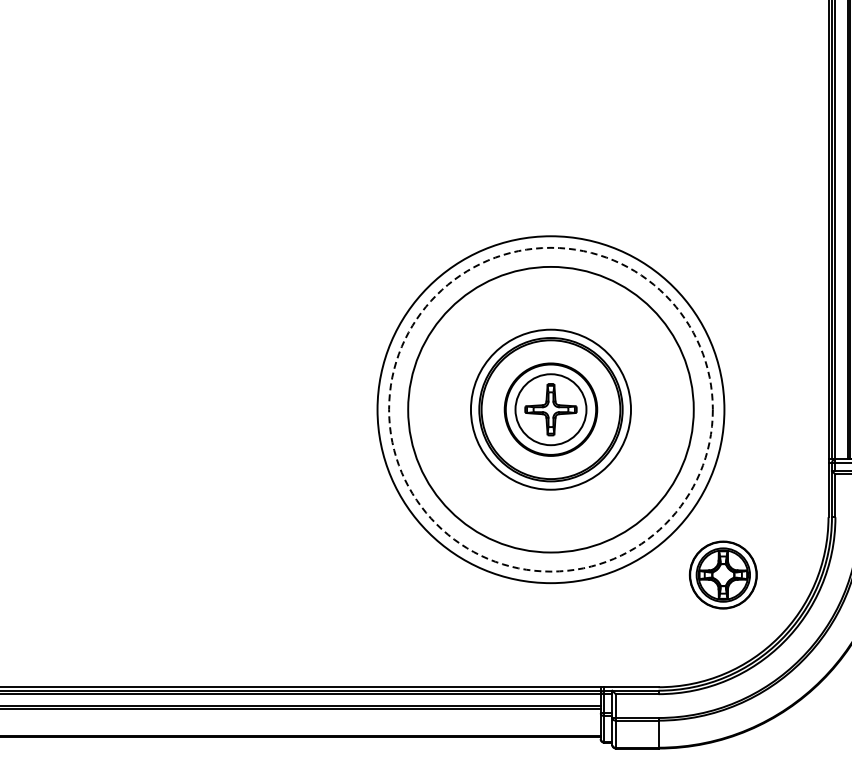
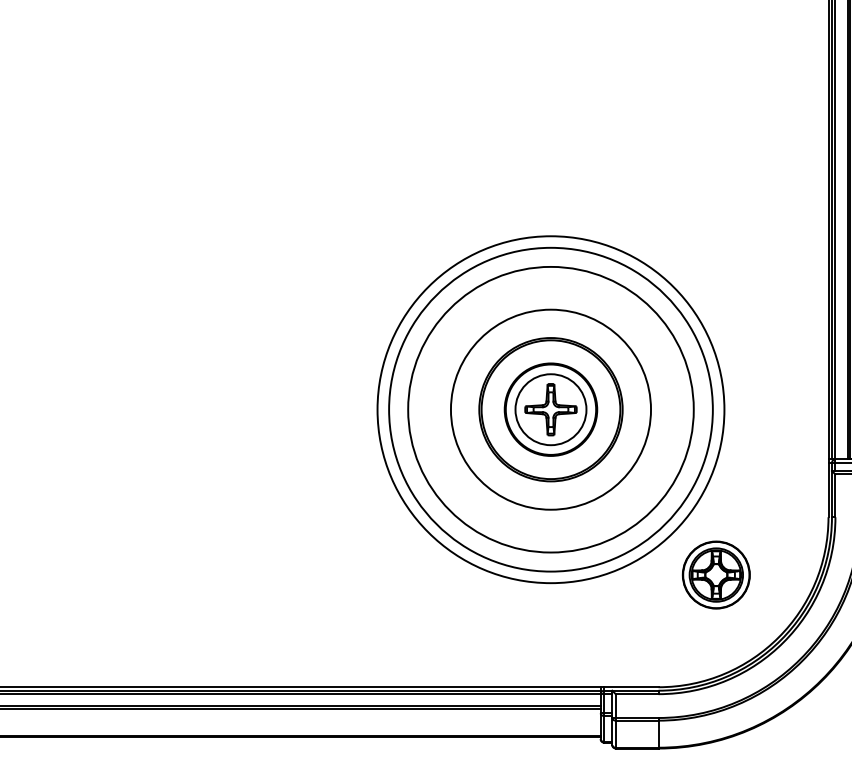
circle diameter: 160 px -> 200 px (550, 409)
circle: dashed -> solid (550, 409)
part position: (722, 574) -> (715, 574) (715, 574)
